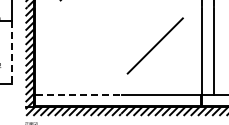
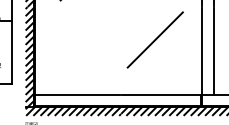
line position: (154, 45) -> (154, 39) (154, 39)
line: dashed -> solid (12, 52)
line: dashed -> solid (76, 94)
